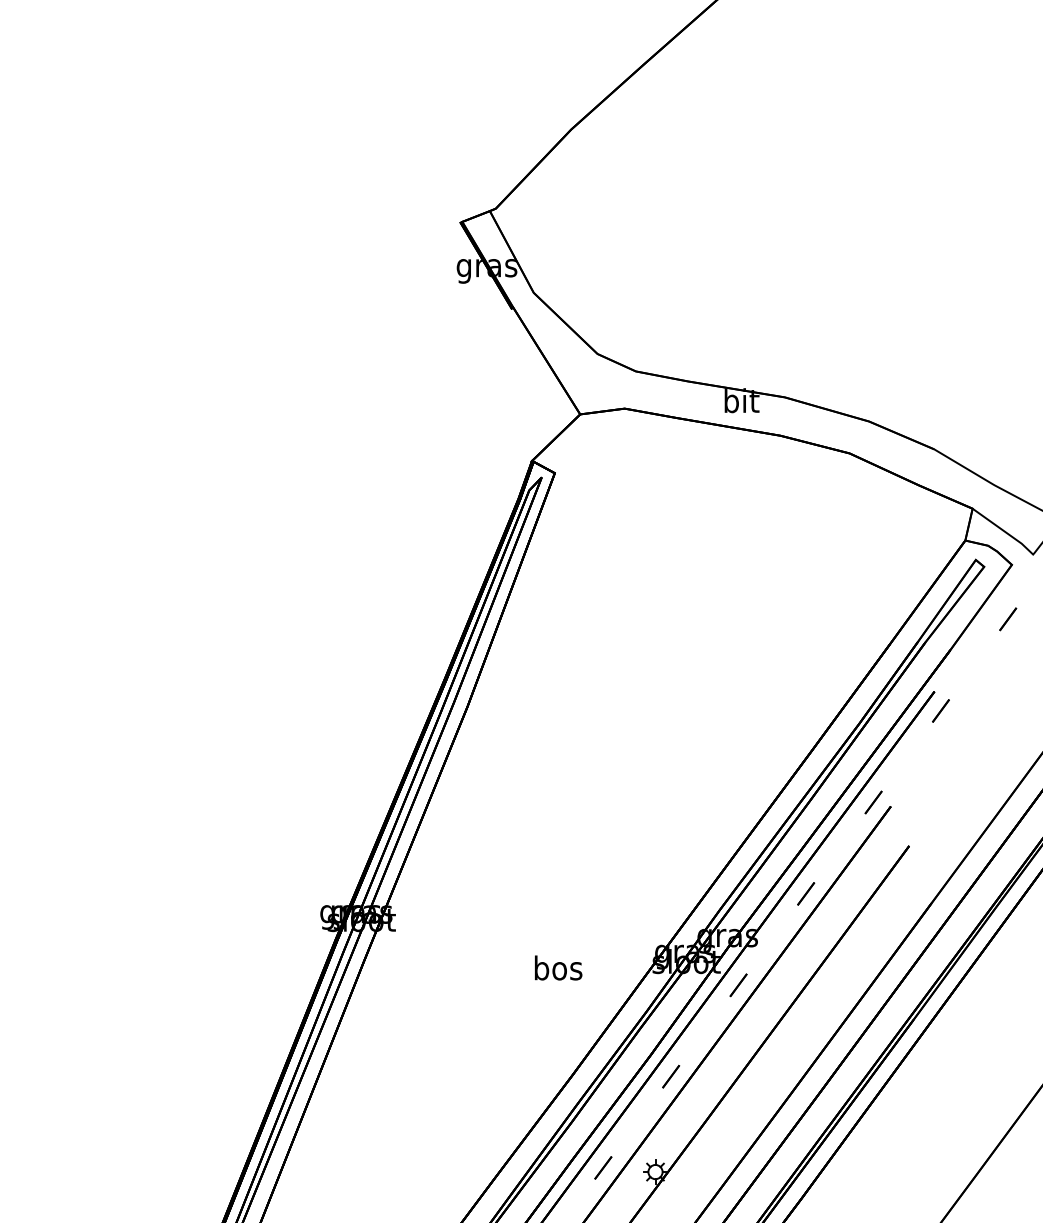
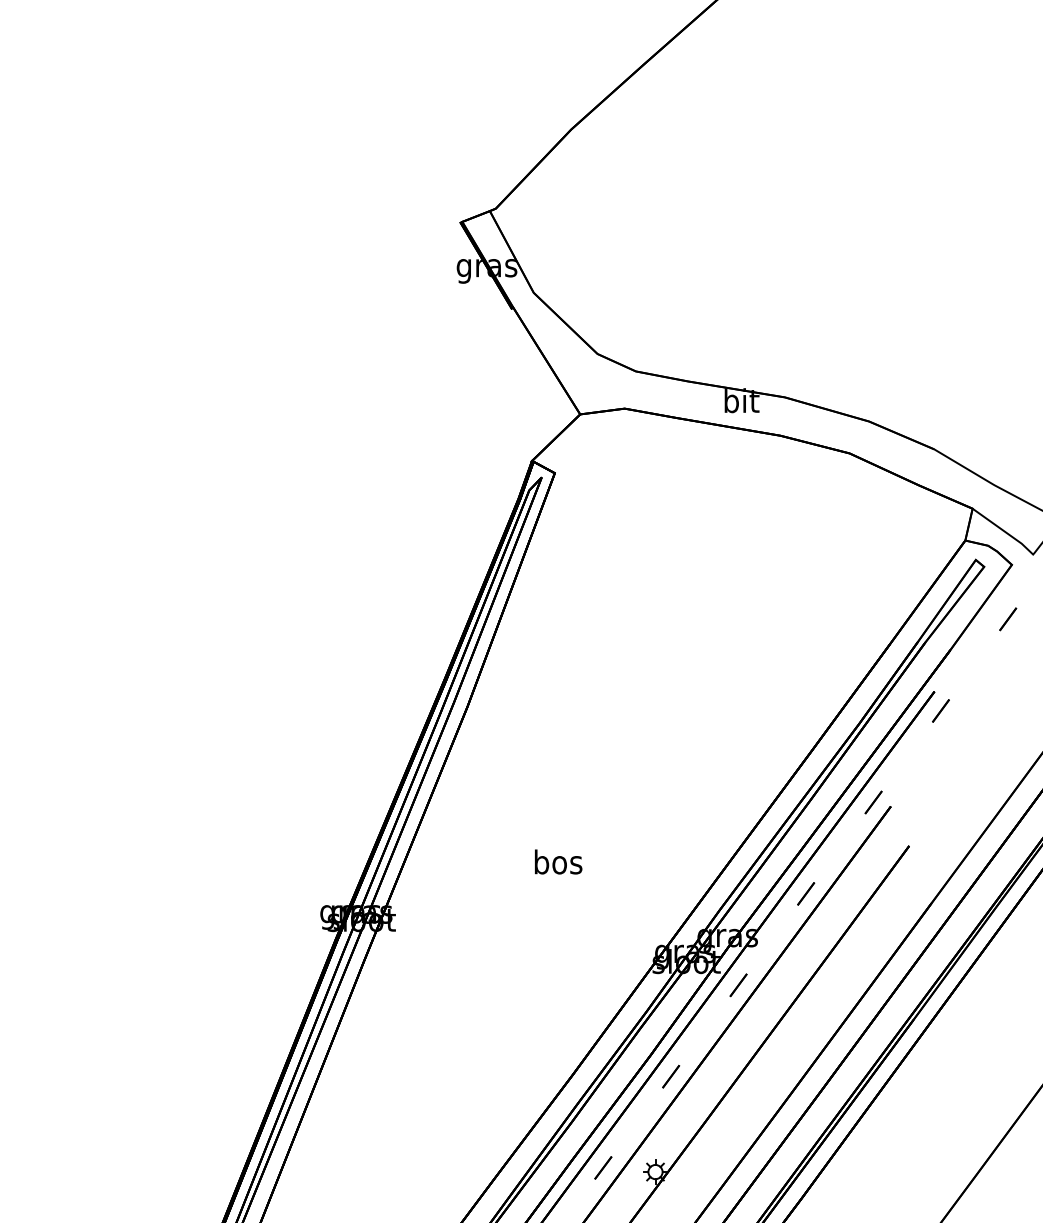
text position: (558, 967) -> (558, 861) (558, 861)
